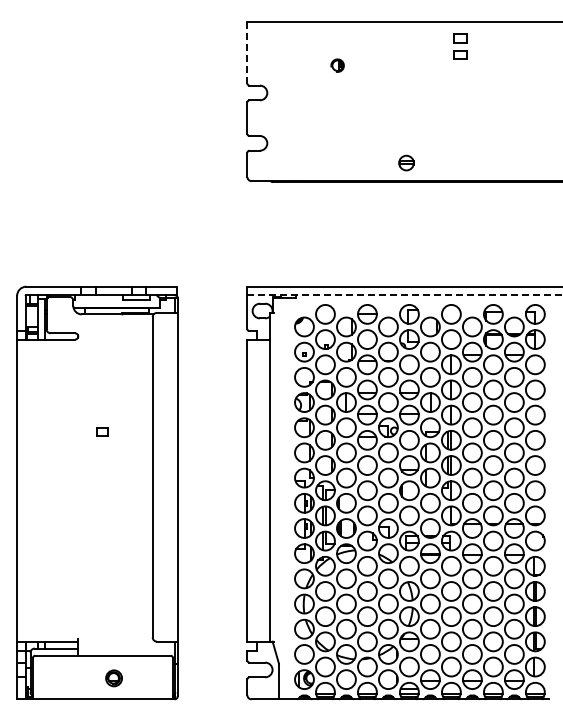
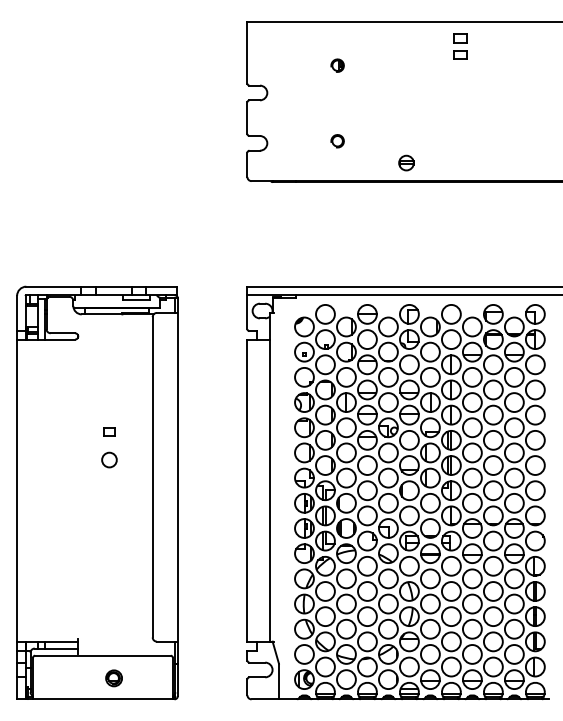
line: dashed -> solid (247, 52)
part: none -> present (337, 141)
line: dashed -> solid (405, 295)
part position: (102, 431) -> (109, 431) (109, 431)
circle: none -> present (109, 459)
